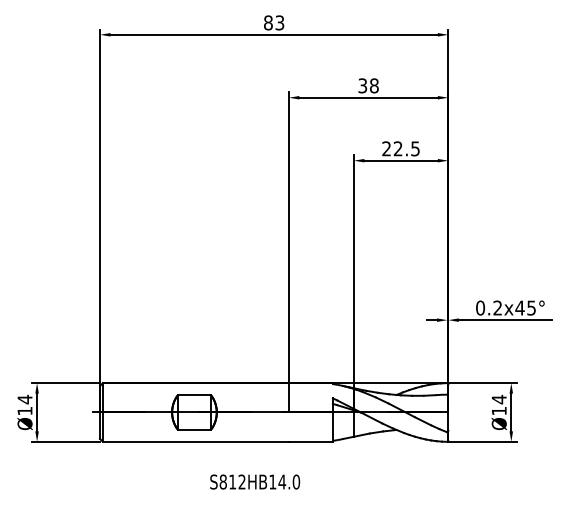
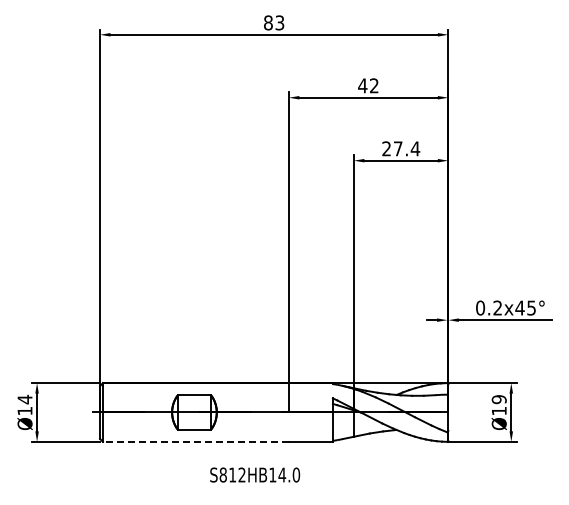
text: 38 -> 42 (368, 85)
text: 22.5 -> 27.4 (406, 148)
text: Ø14 -> Ø19 (498, 399)
line: solid -> dashed (195, 441)
text position: (255, 481) -> (255, 474) (255, 474)
